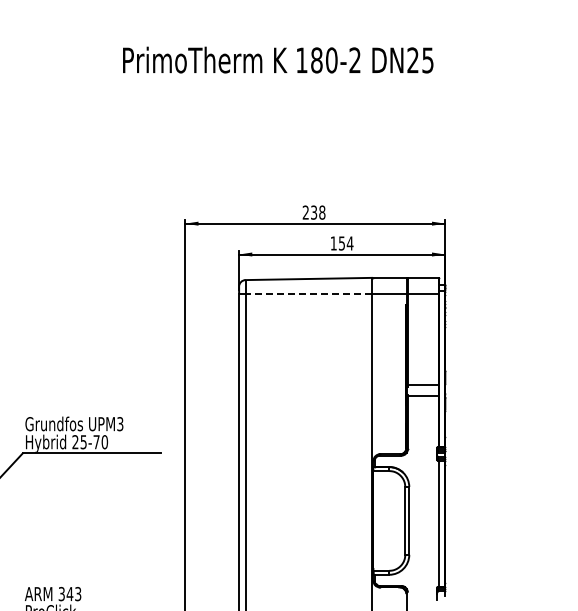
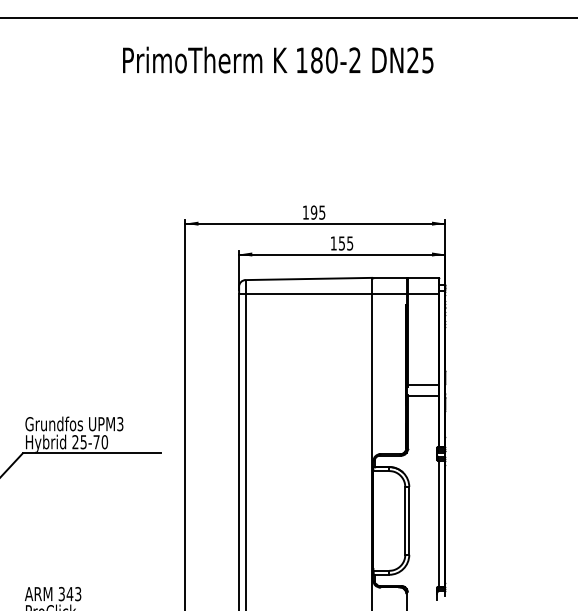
line: none -> present (288, 18)
text: 238 -> 195 (313, 212)
text: 154 -> 155 (349, 243)
line: dashed -> solid (308, 293)
